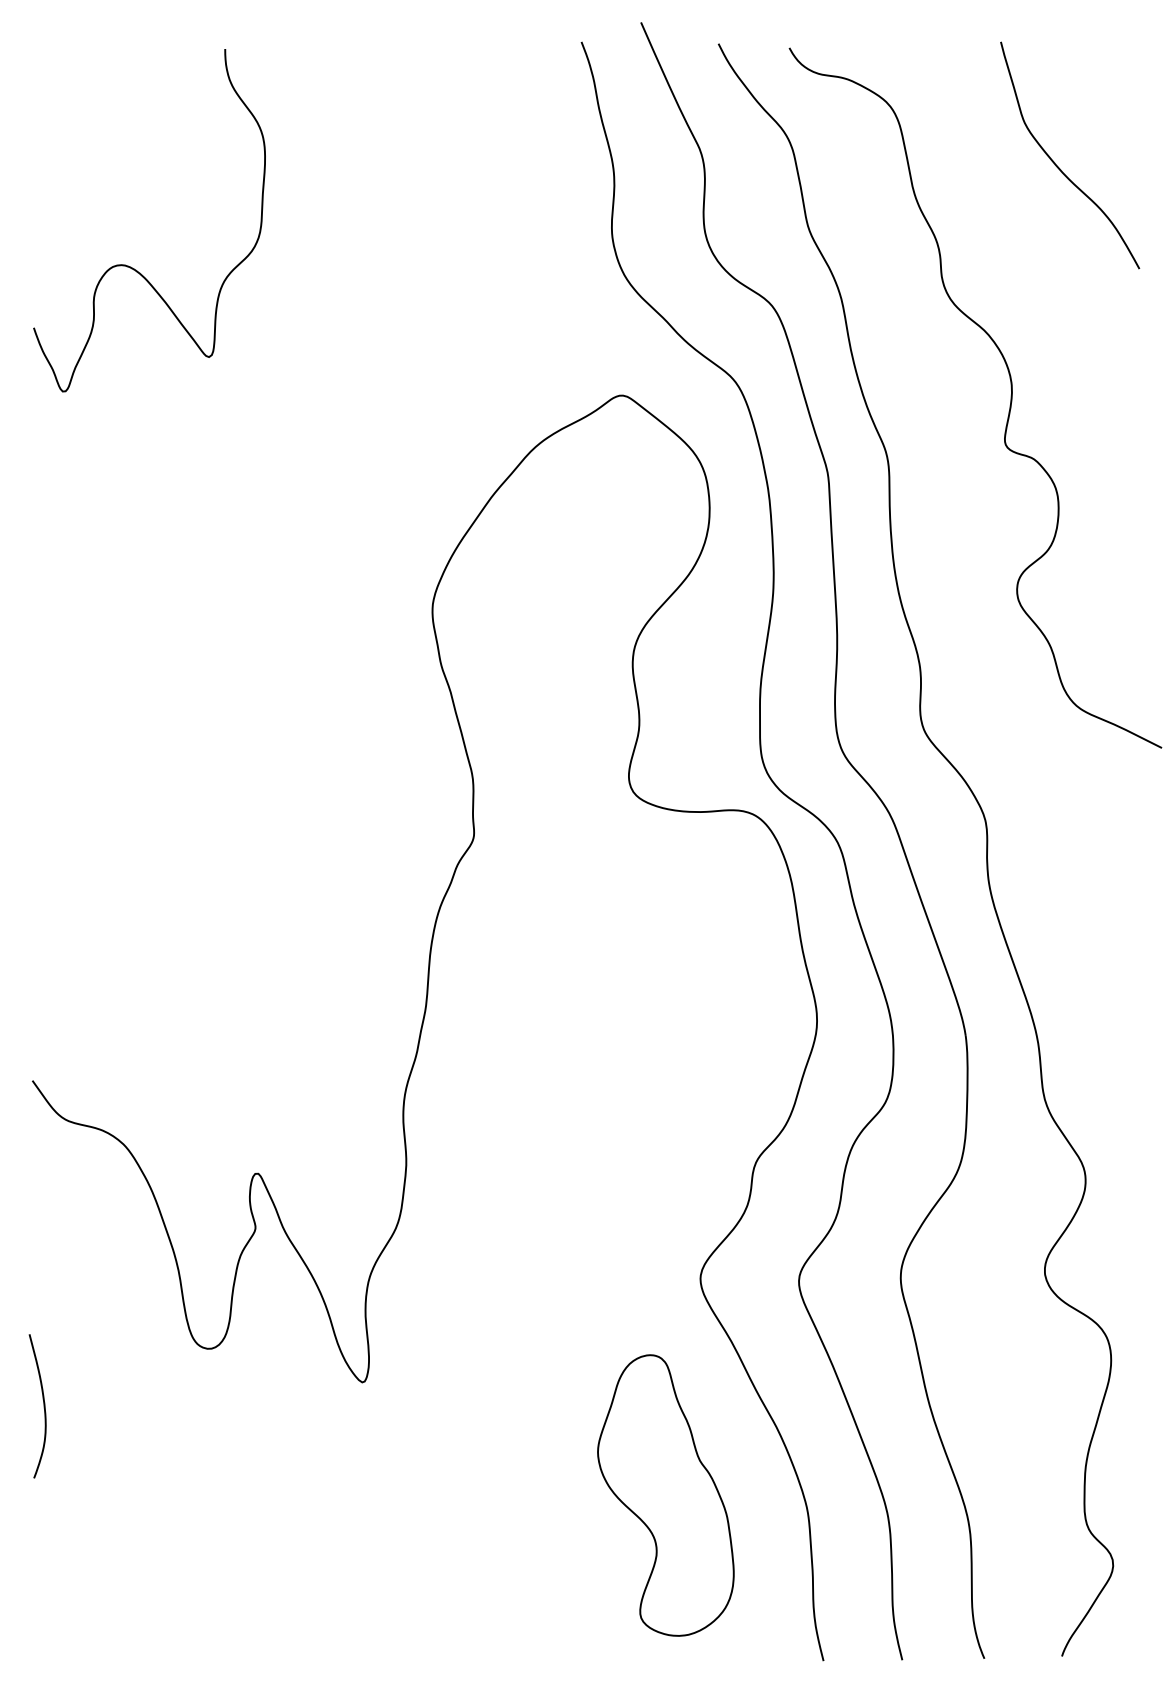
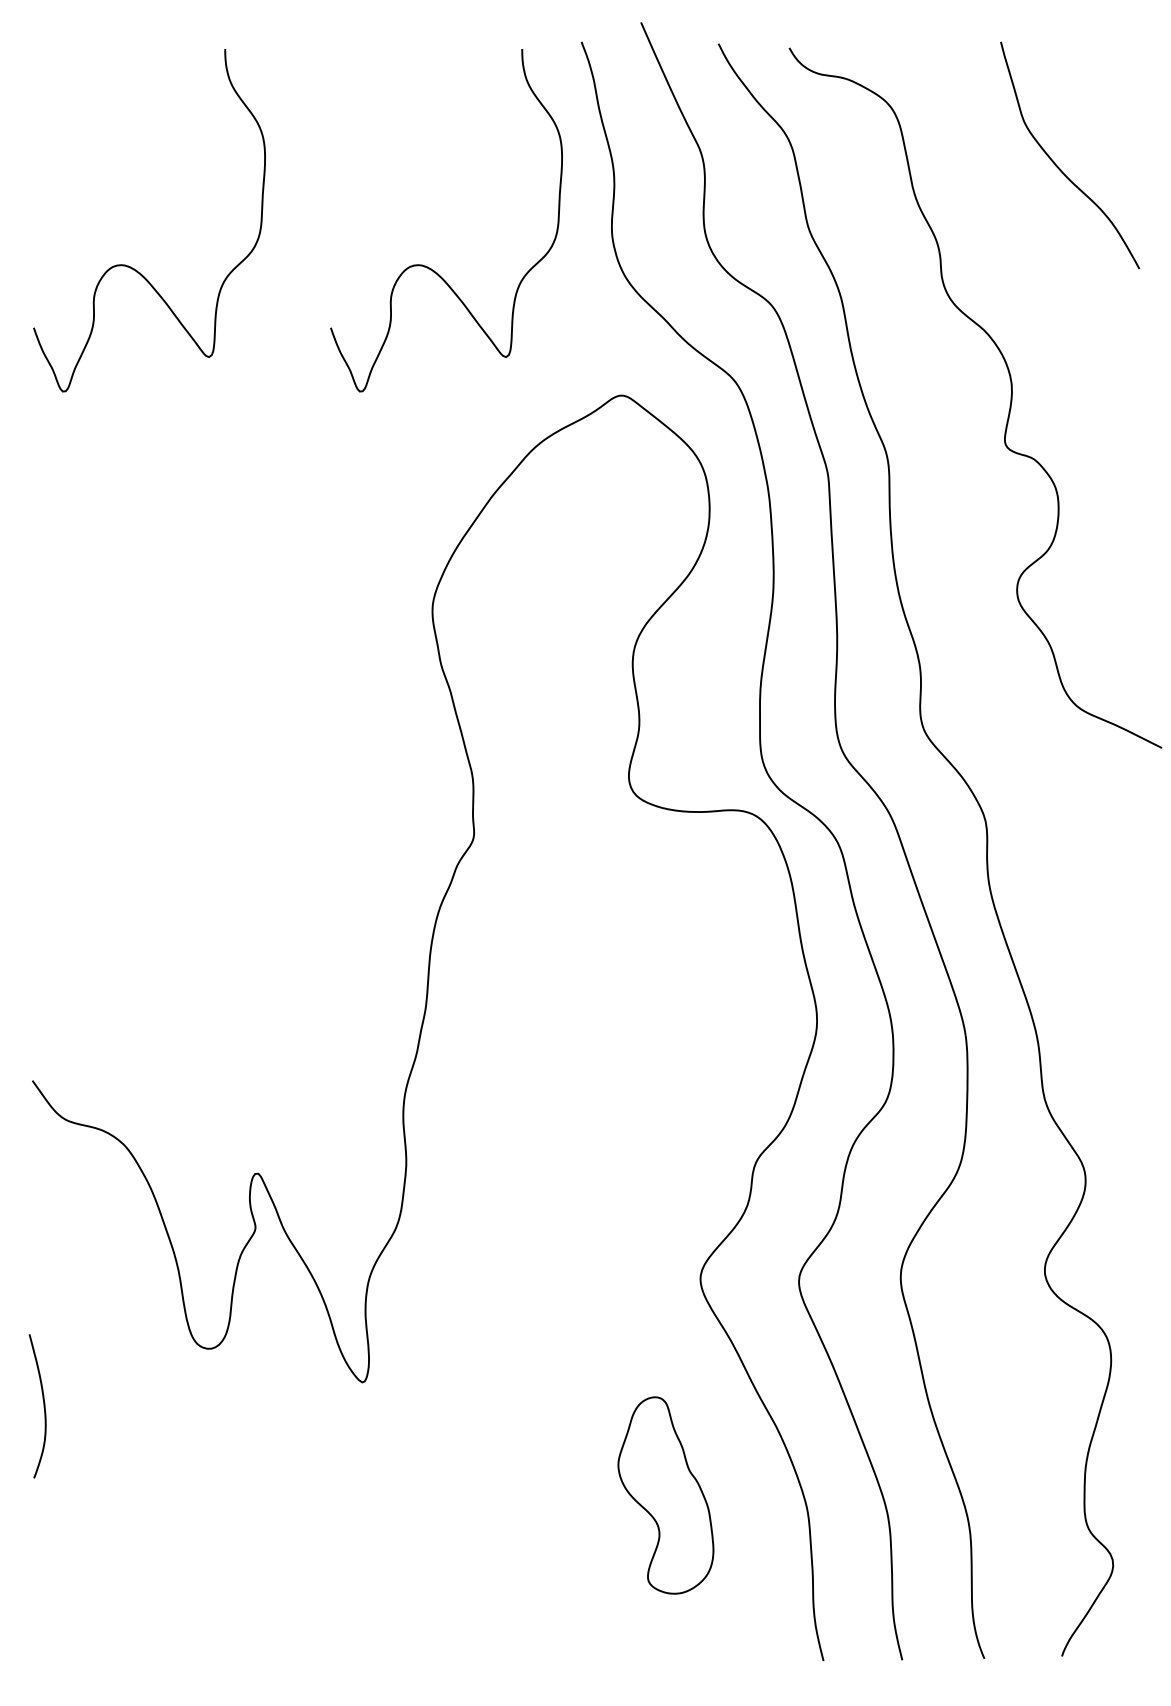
curve: none -> present (425, 265)
part size: 138x283 px -> 98x199 px (665, 1495)
